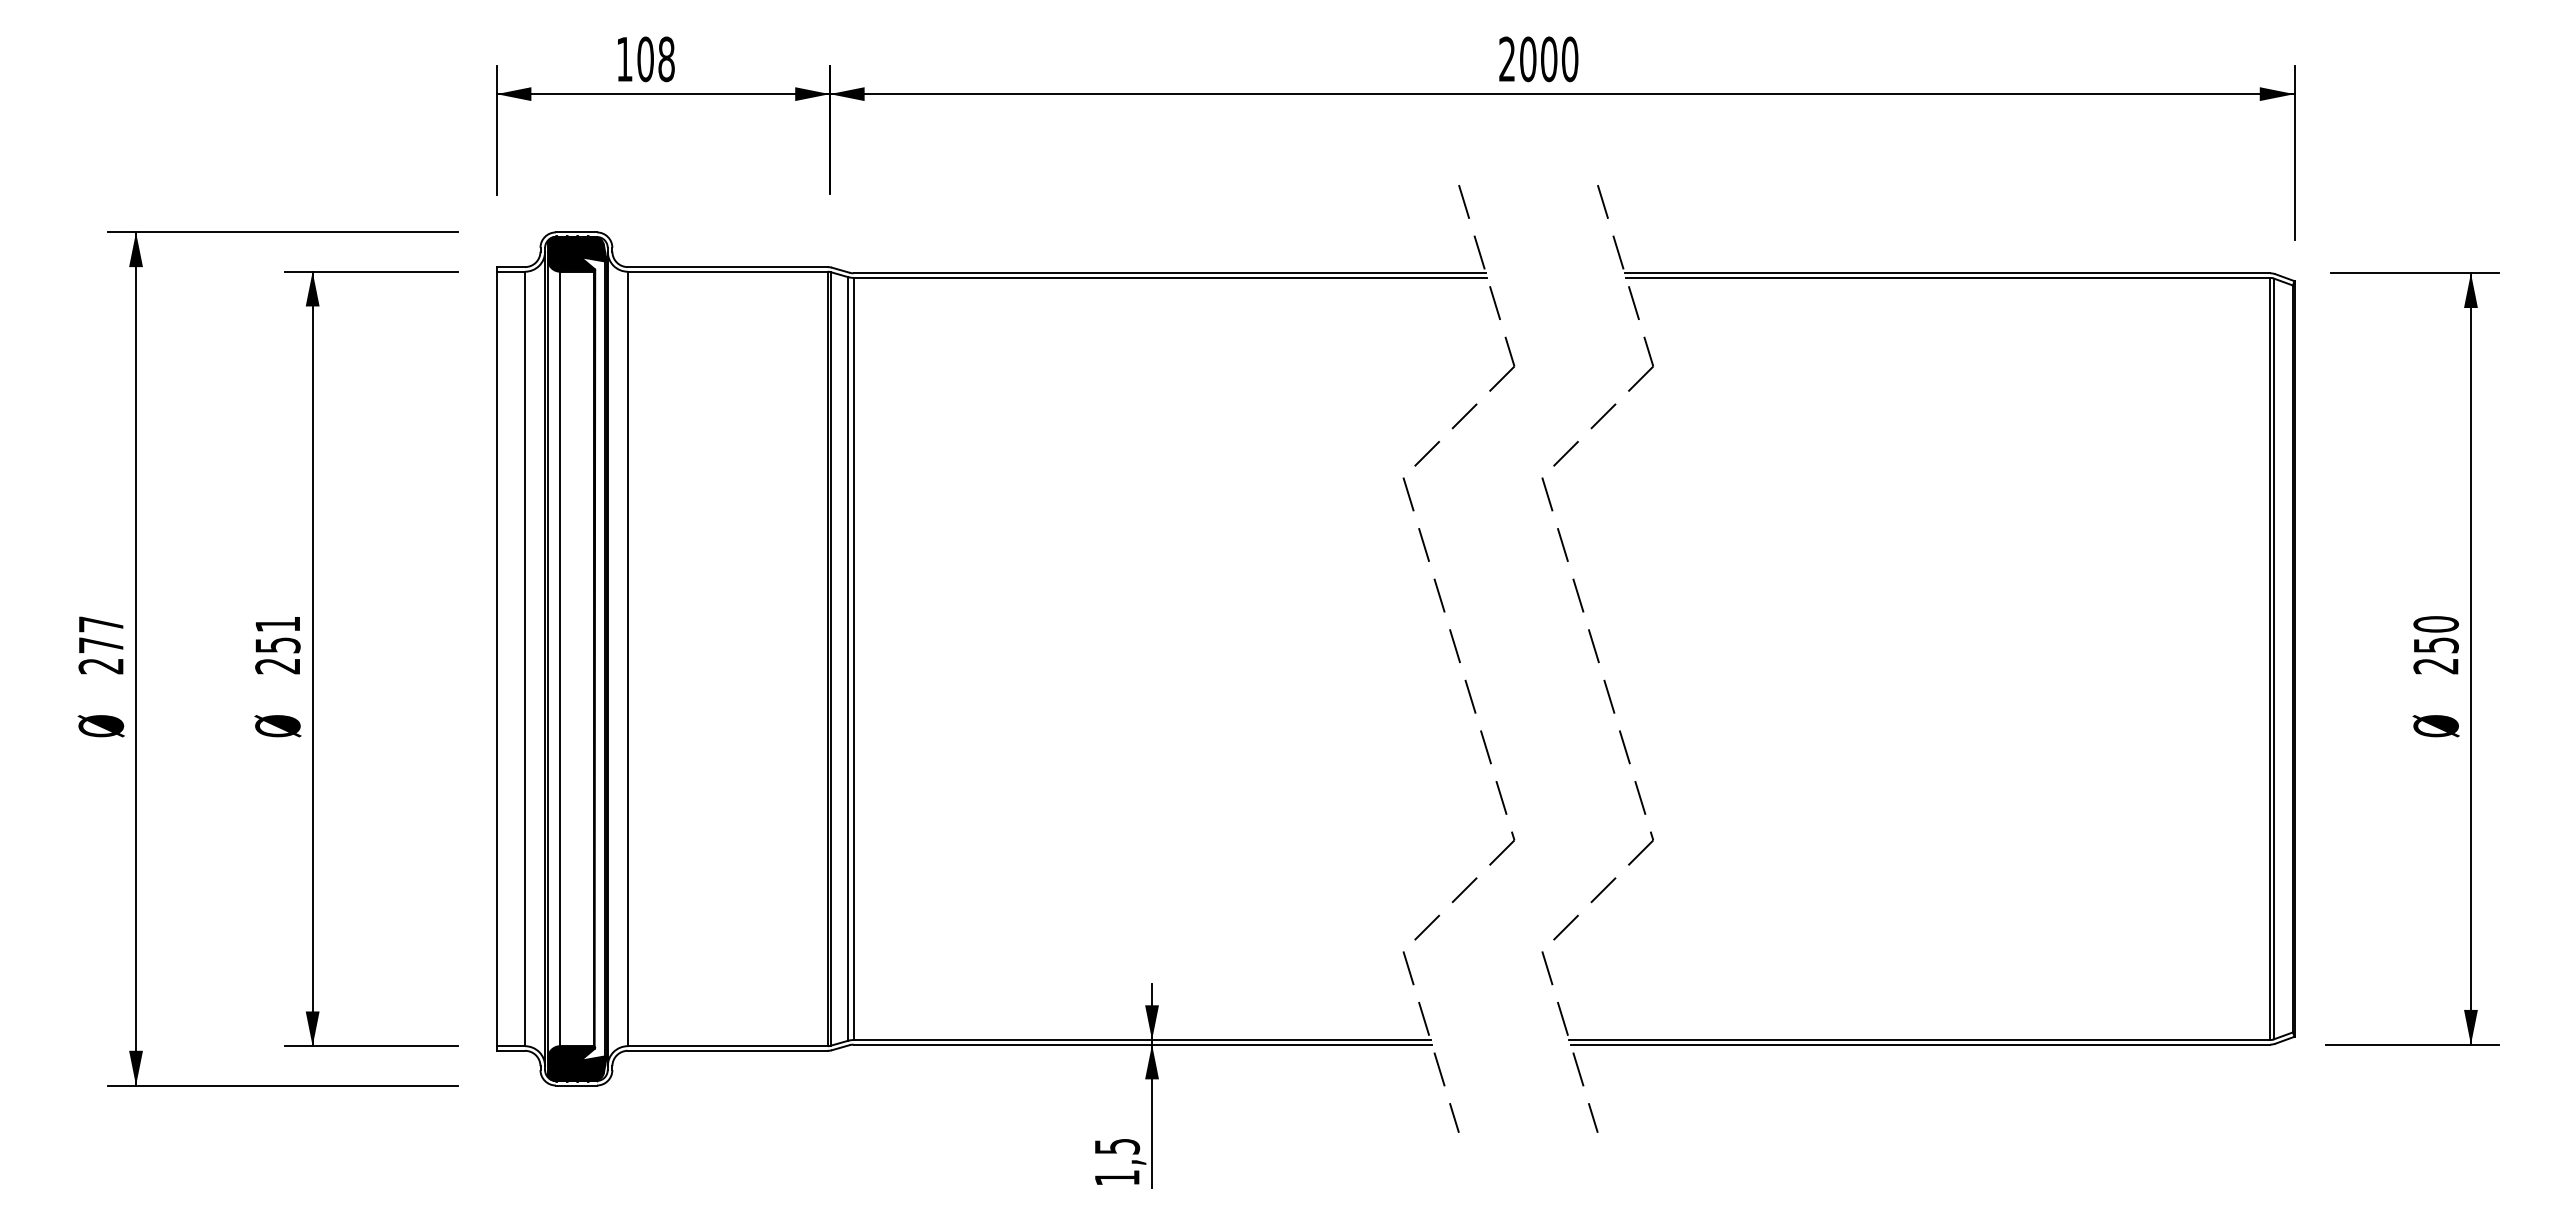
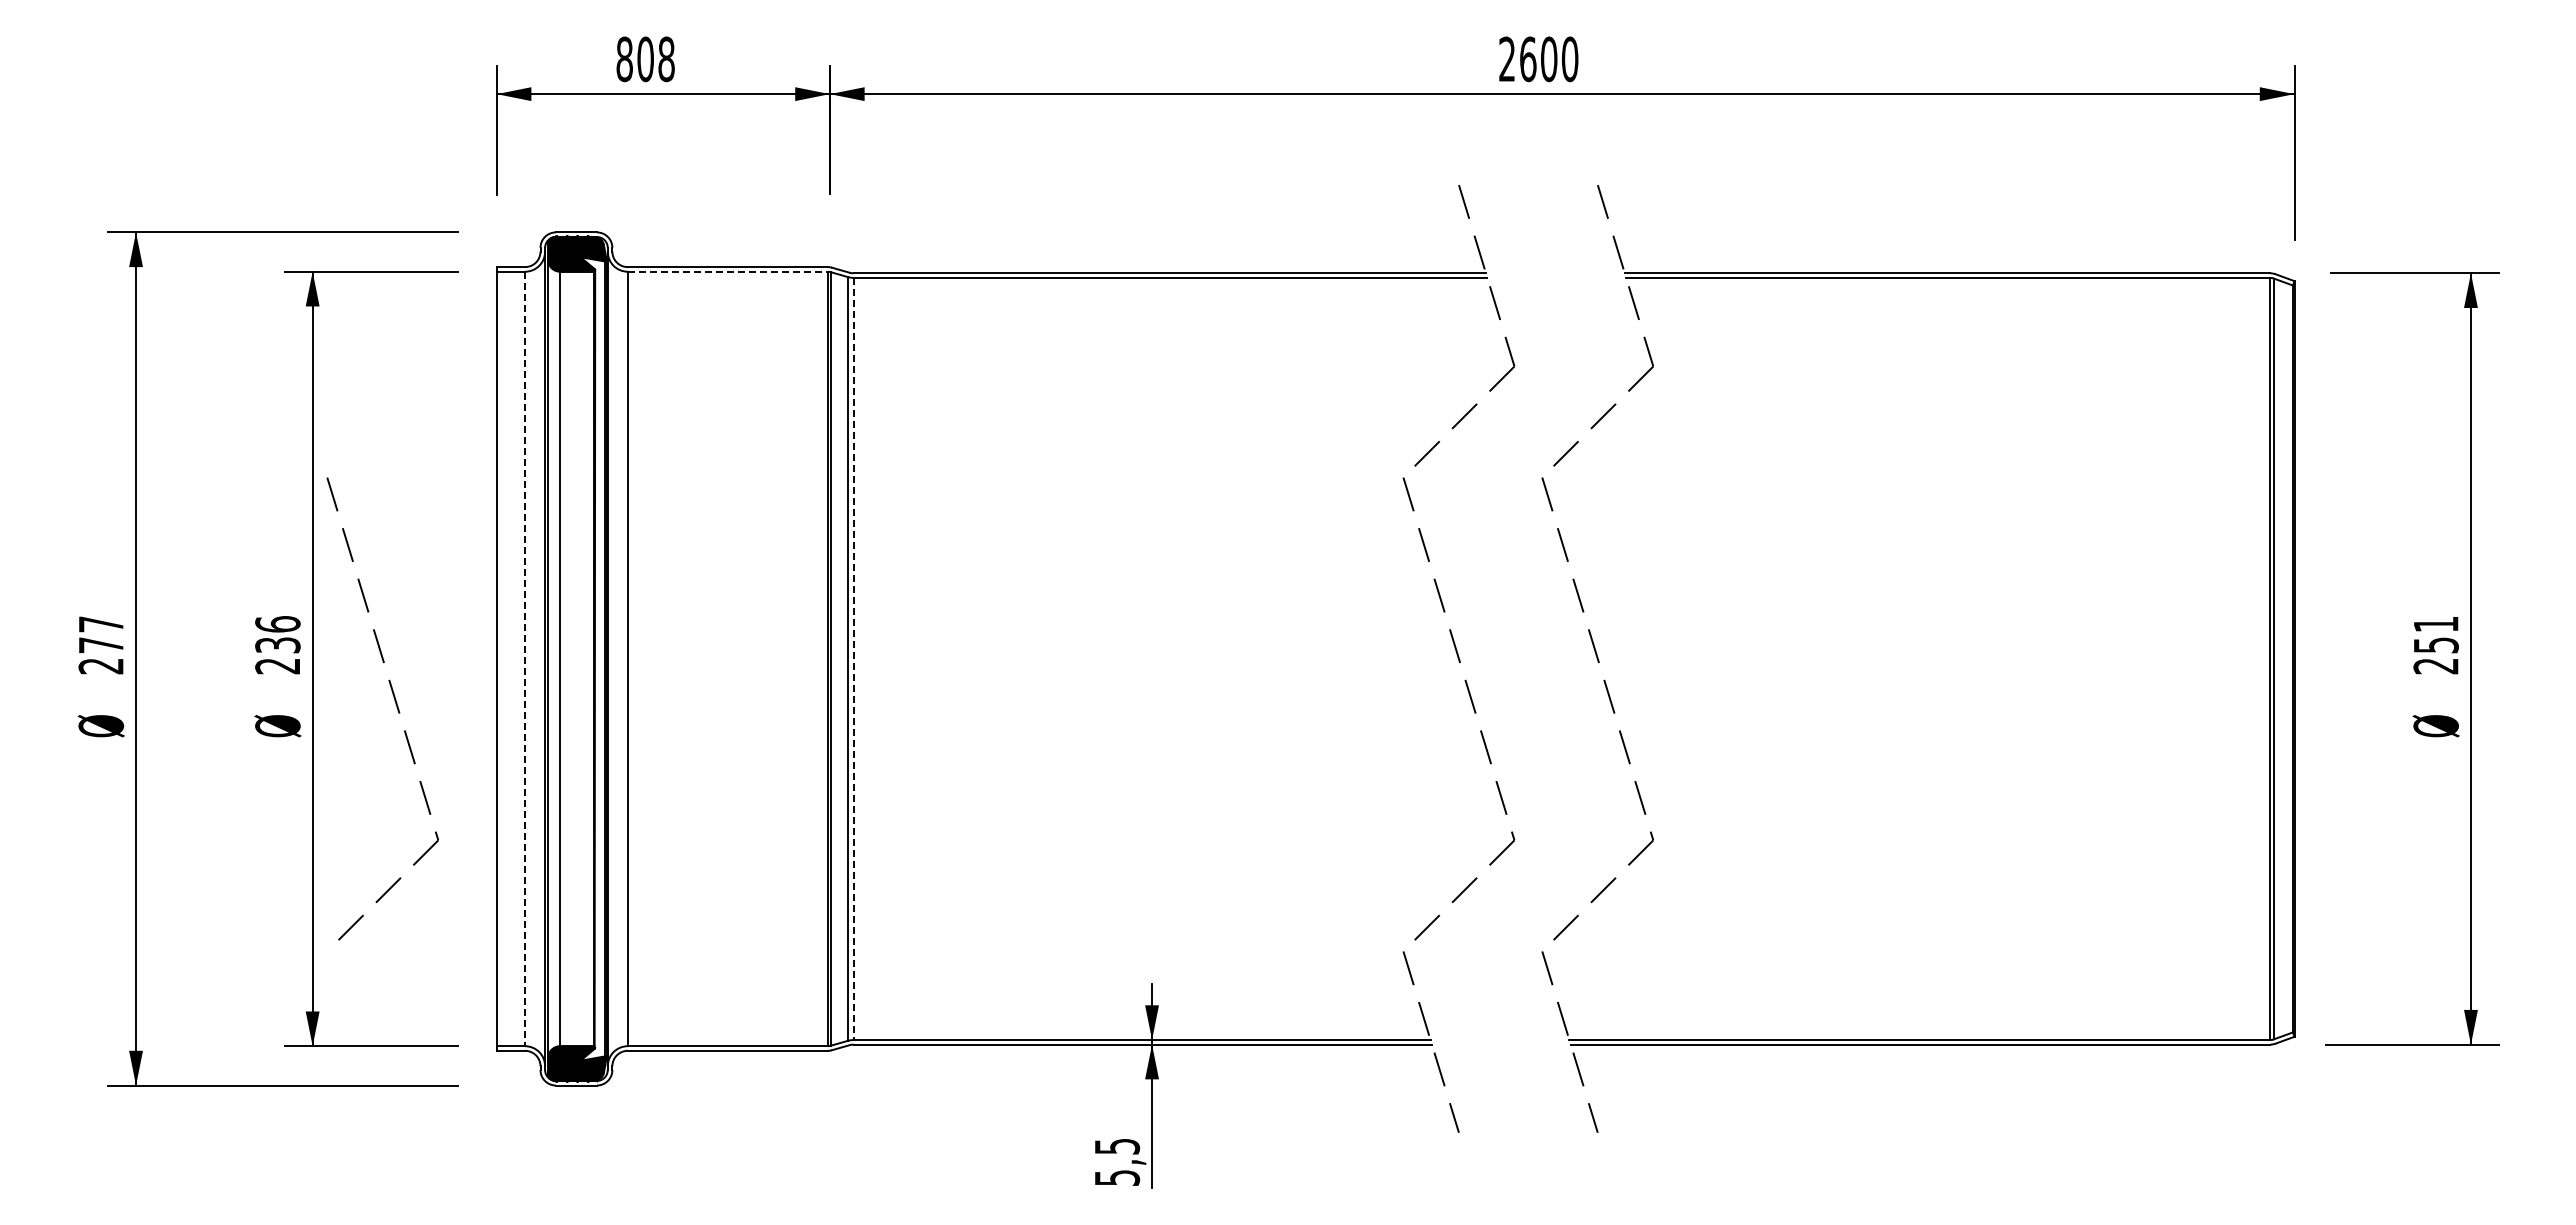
text: 2000 -> 2600 (1528, 58)
text: 108 -> 808 (624, 59)
line: solid -> dashed (727, 271)
text: 250 -> 251 (2435, 624)
text: 251 -> 236 (277, 634)
line: solid -> dashed (525, 659)
line: solid -> dashed (853, 659)
part: none -> present (395, 704)
text: 1,5 -> 5,5 (1117, 1177)
